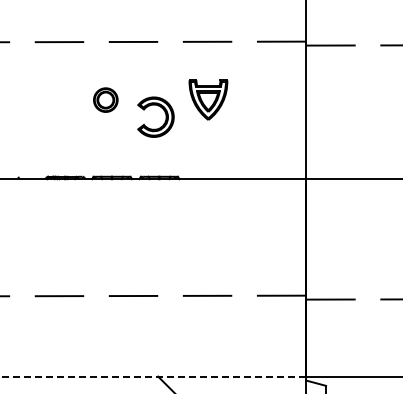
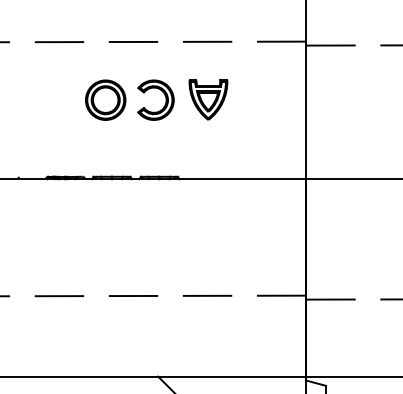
part size: 26x26 px -> 42x42 px (105, 99)
part position: (164, 112) -> (164, 95) (164, 95)
line: dashed -> solid (153, 376)
